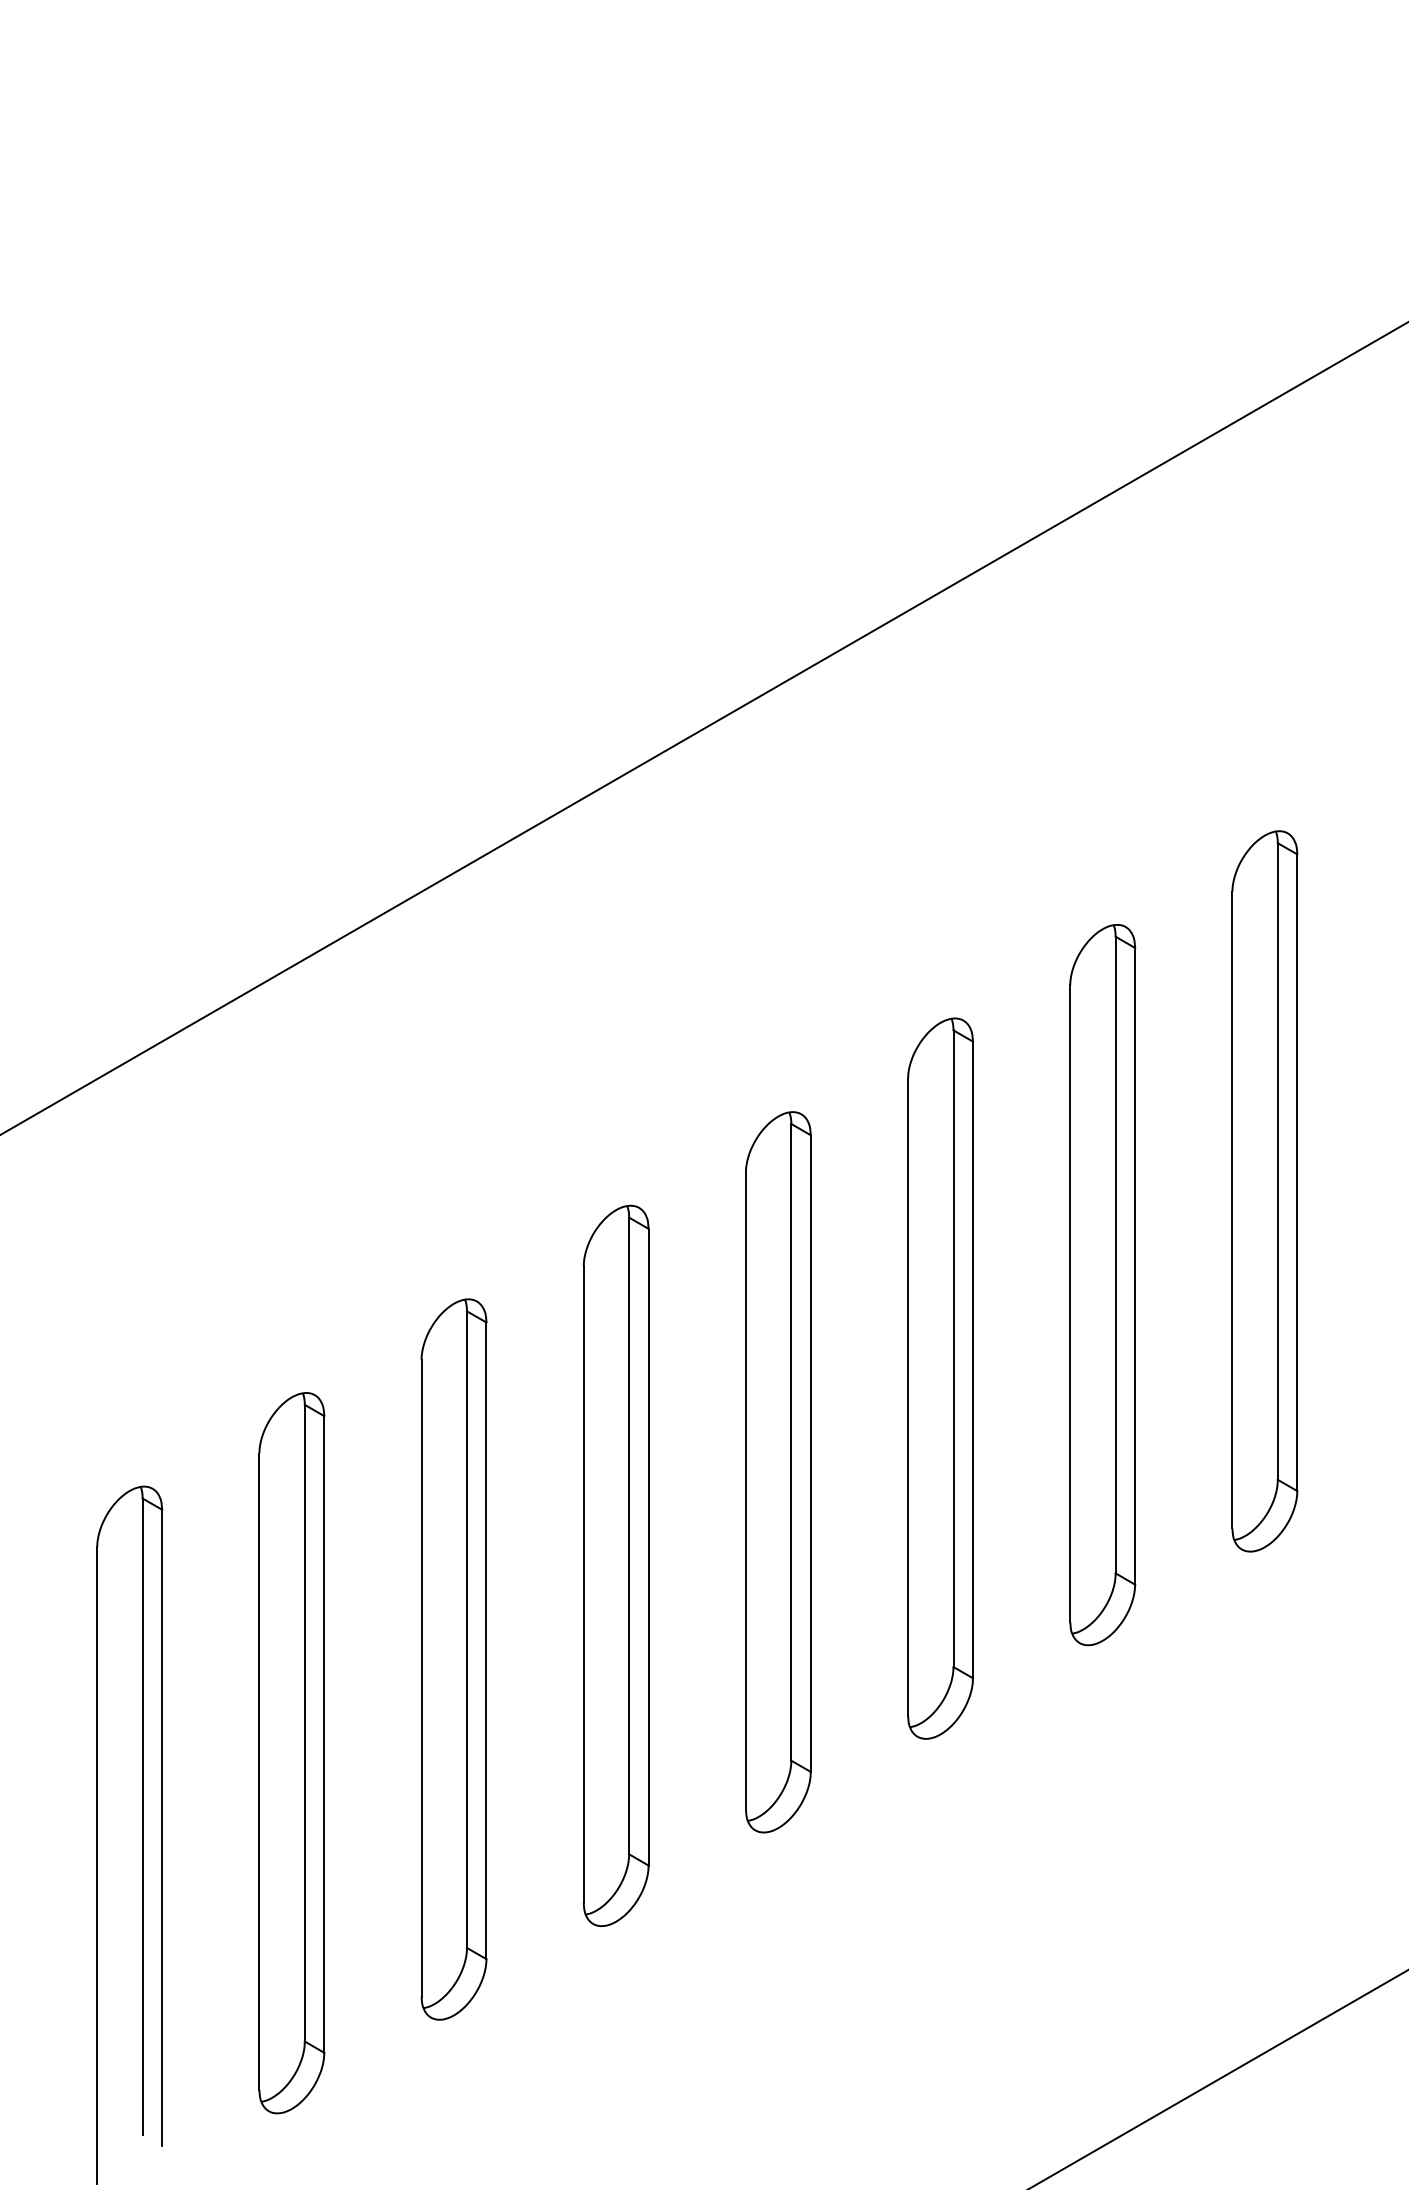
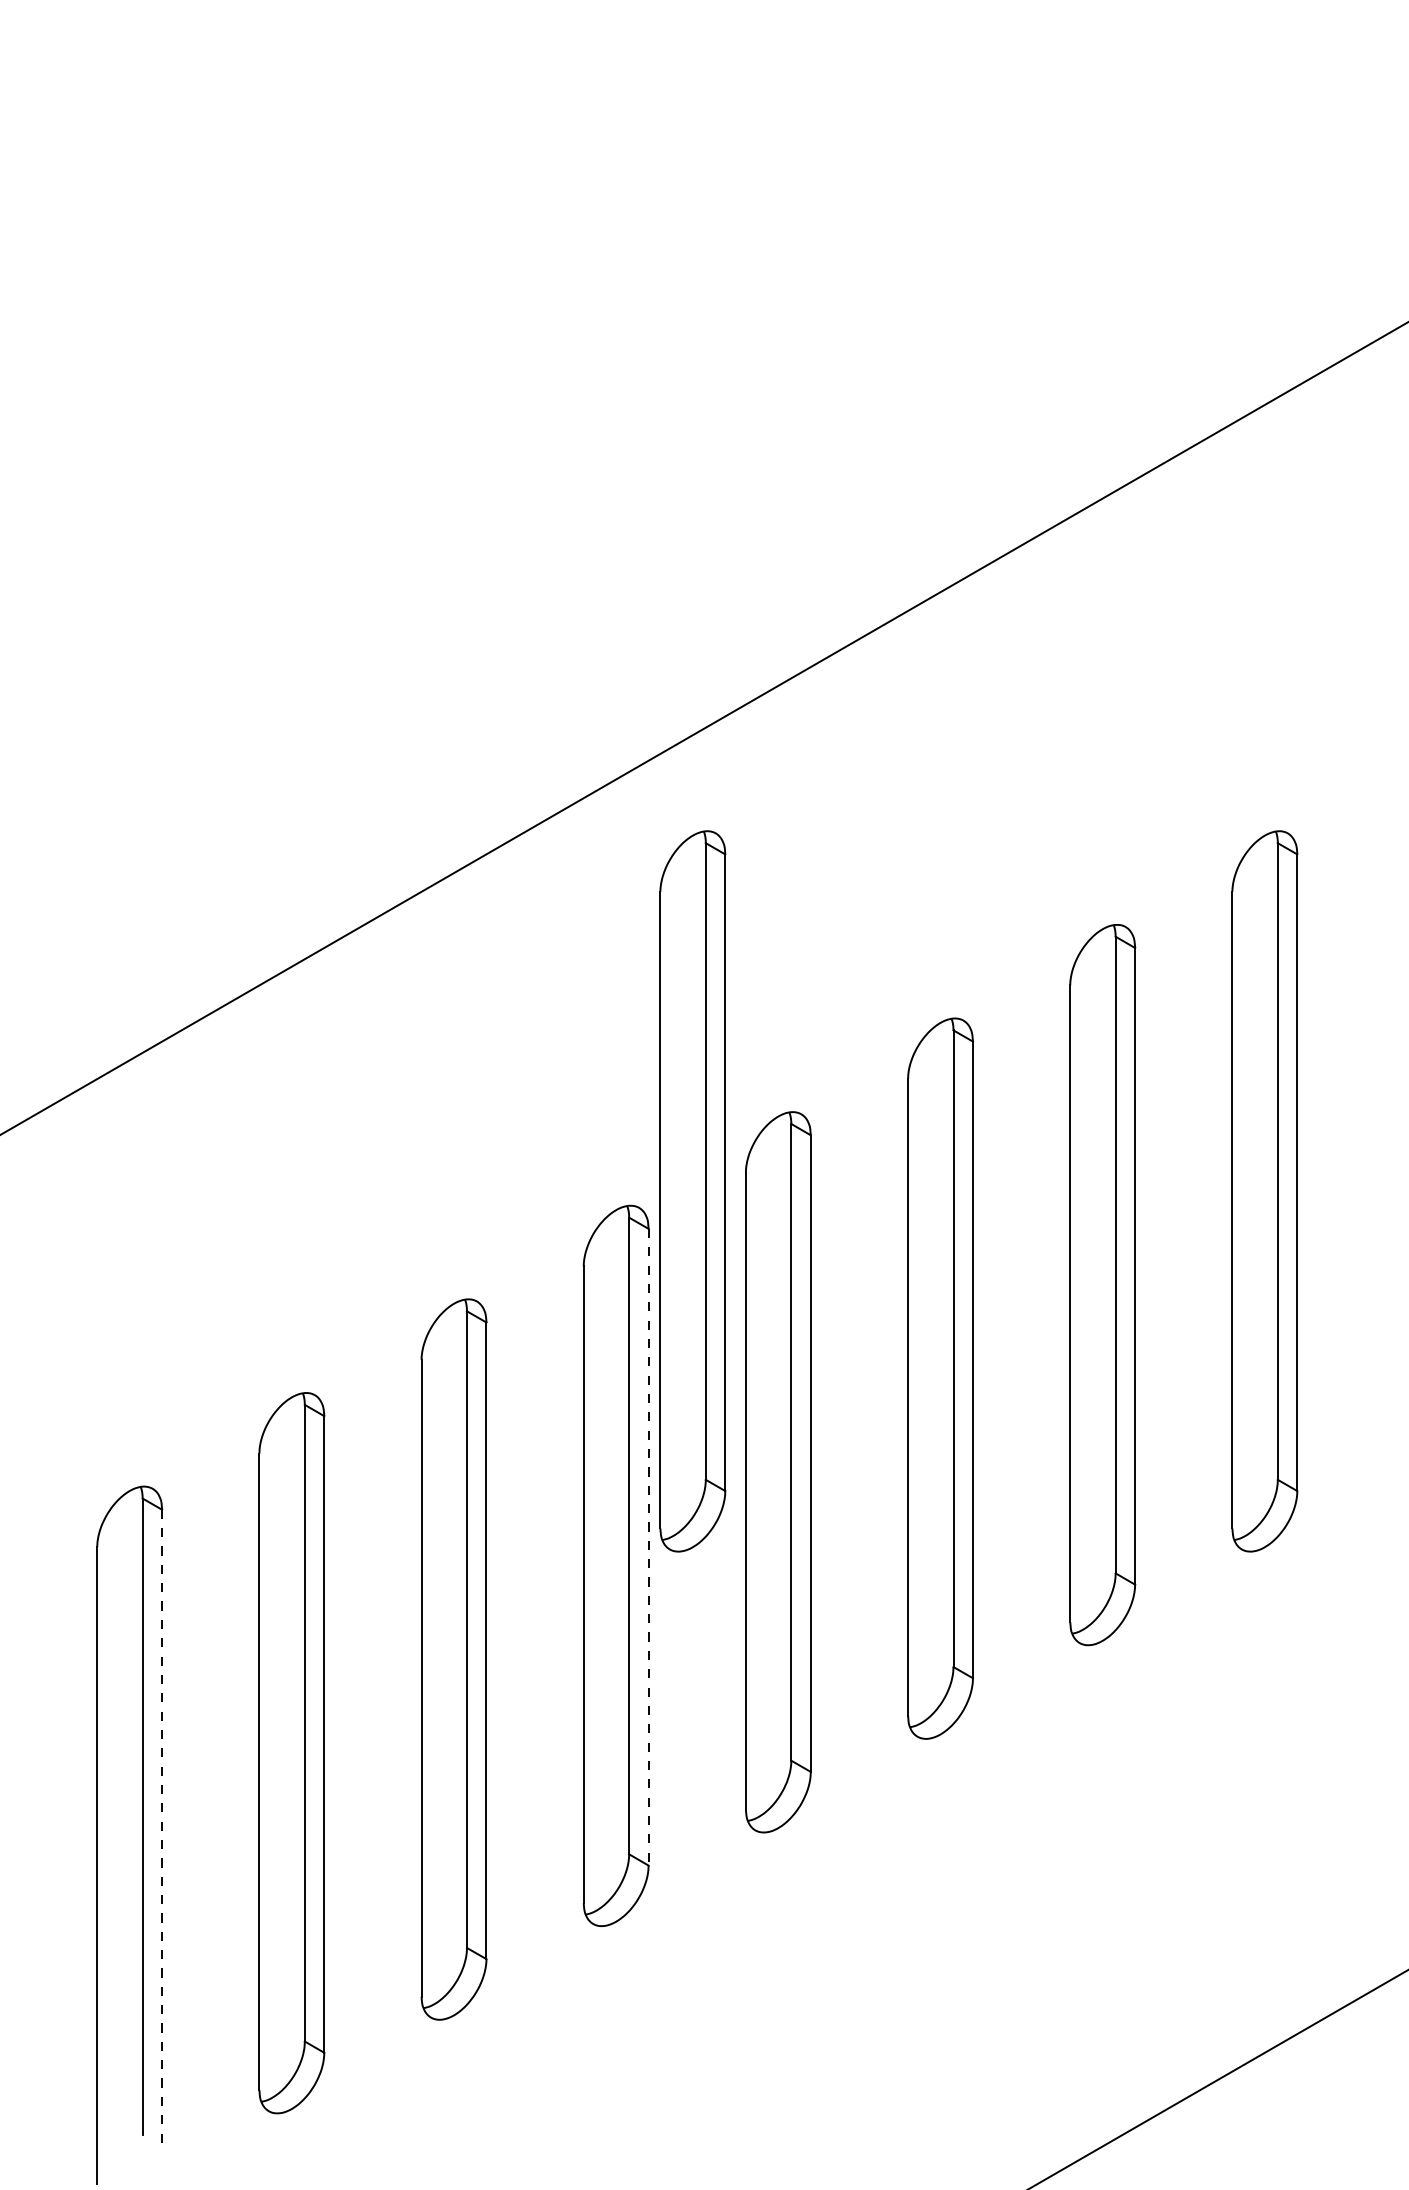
part: none -> present (692, 1191)
line: solid -> dashed (648, 1547)
line: solid -> dashed (162, 1828)
